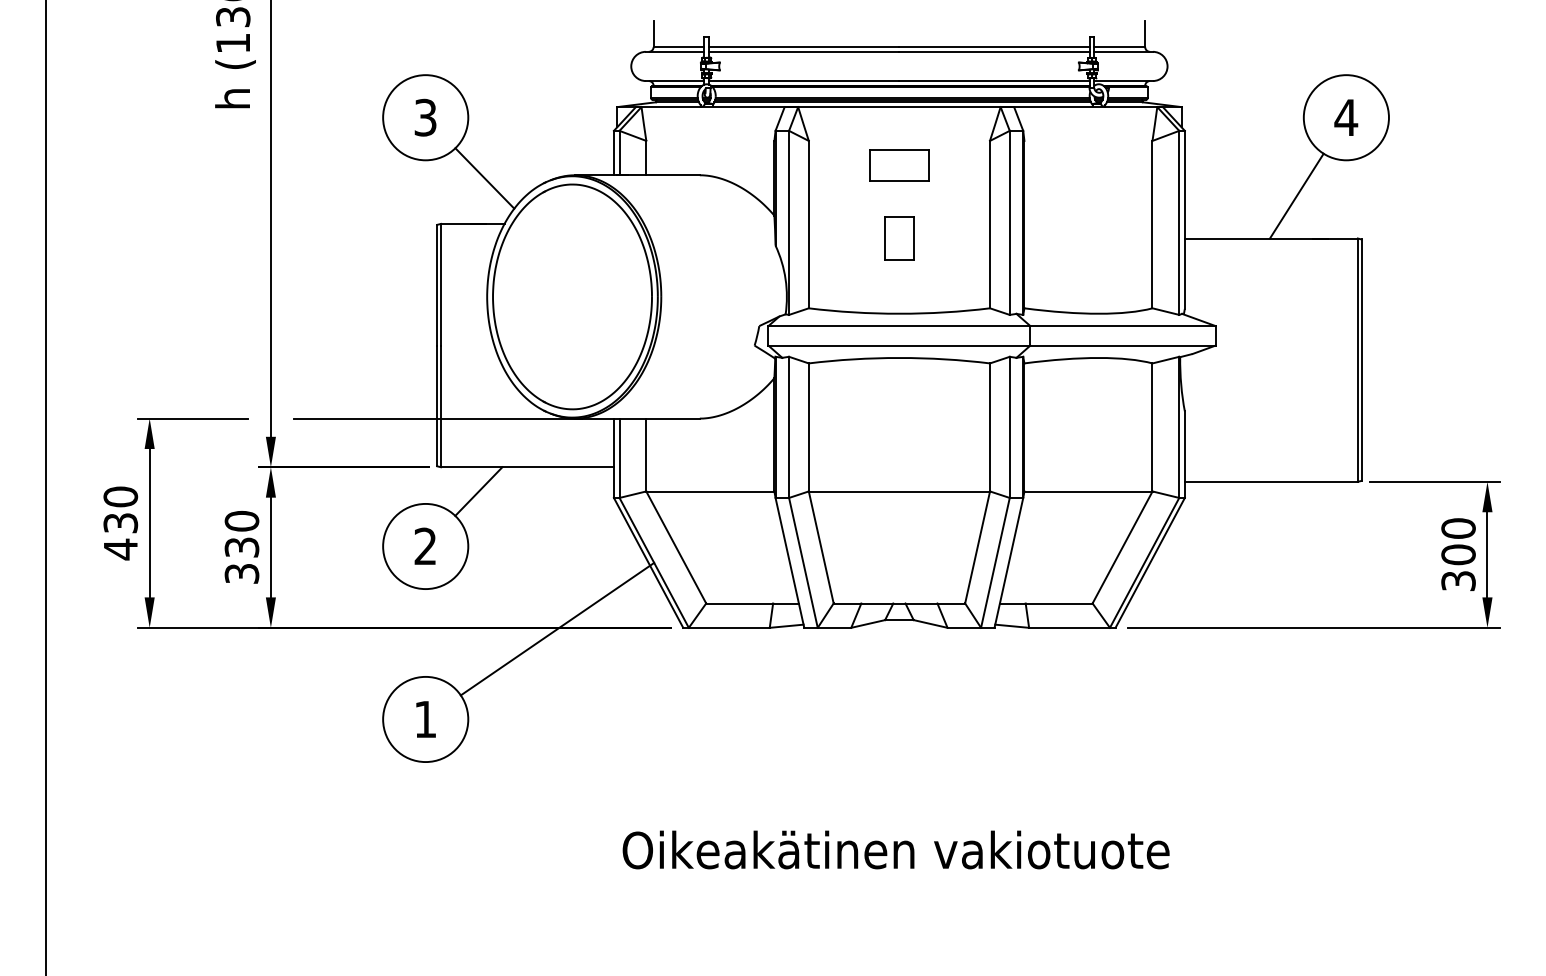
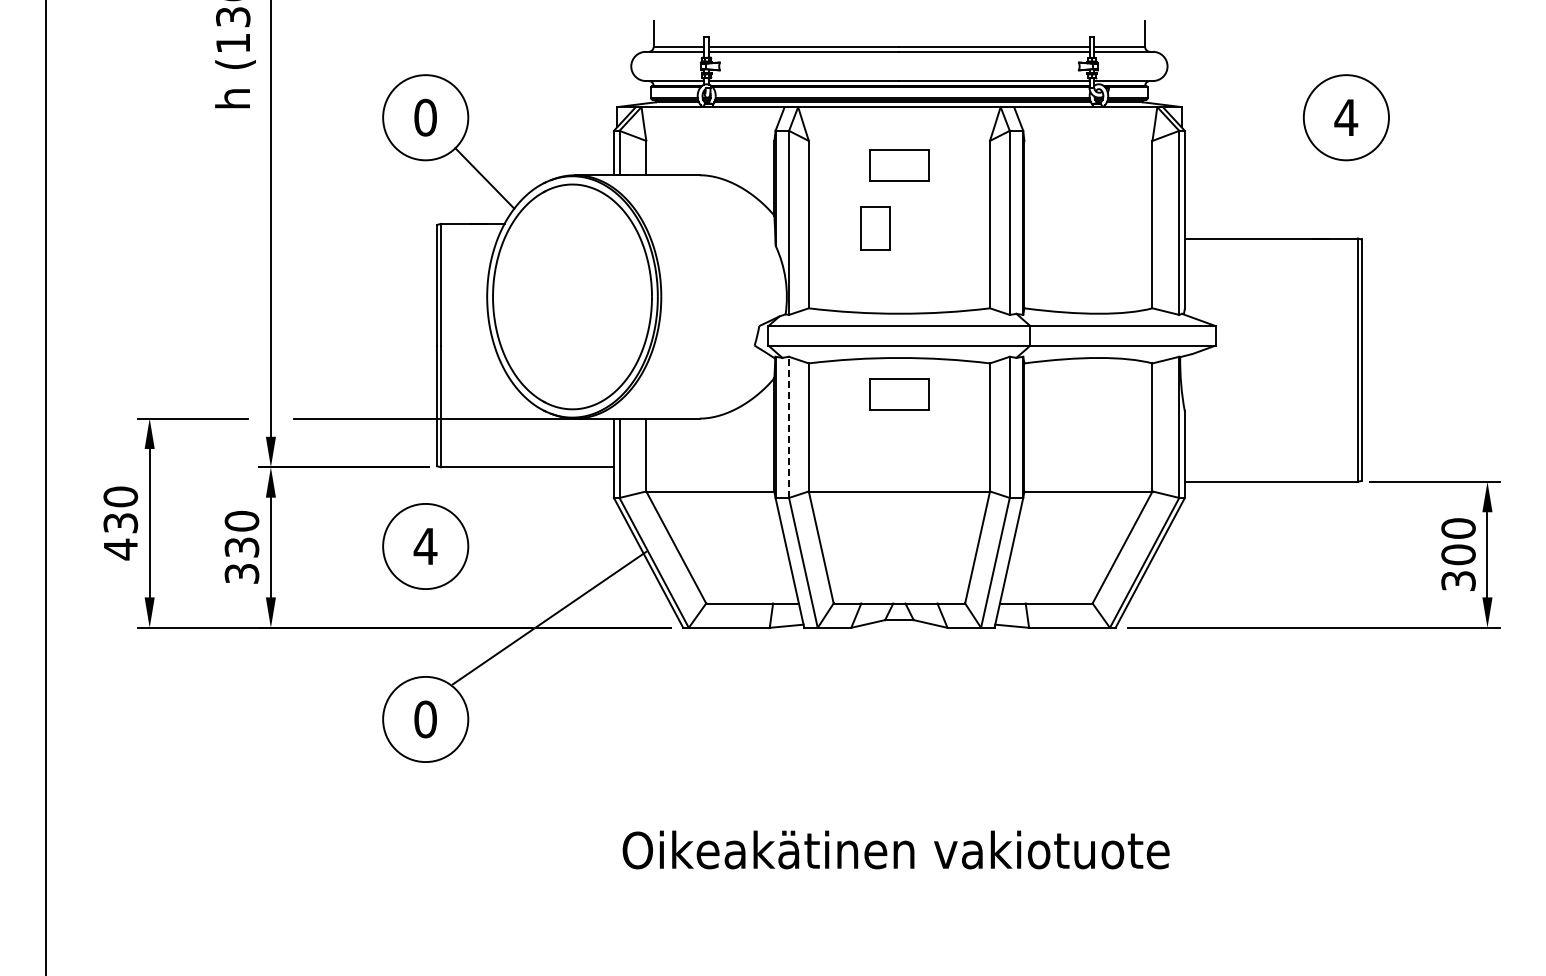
text: 3 -> 0 (425, 117)
line: present -> none (1296, 195)
part position: (899, 238) -> (875, 228) (875, 228)
part: none -> present (899, 394)
line: solid -> dashed (789, 427)
line: present -> none (478, 491)
text: 2 -> 4 (425, 545)
line position: (557, 628) -> (549, 617) (549, 617)
text: 1 -> 0 (425, 719)
